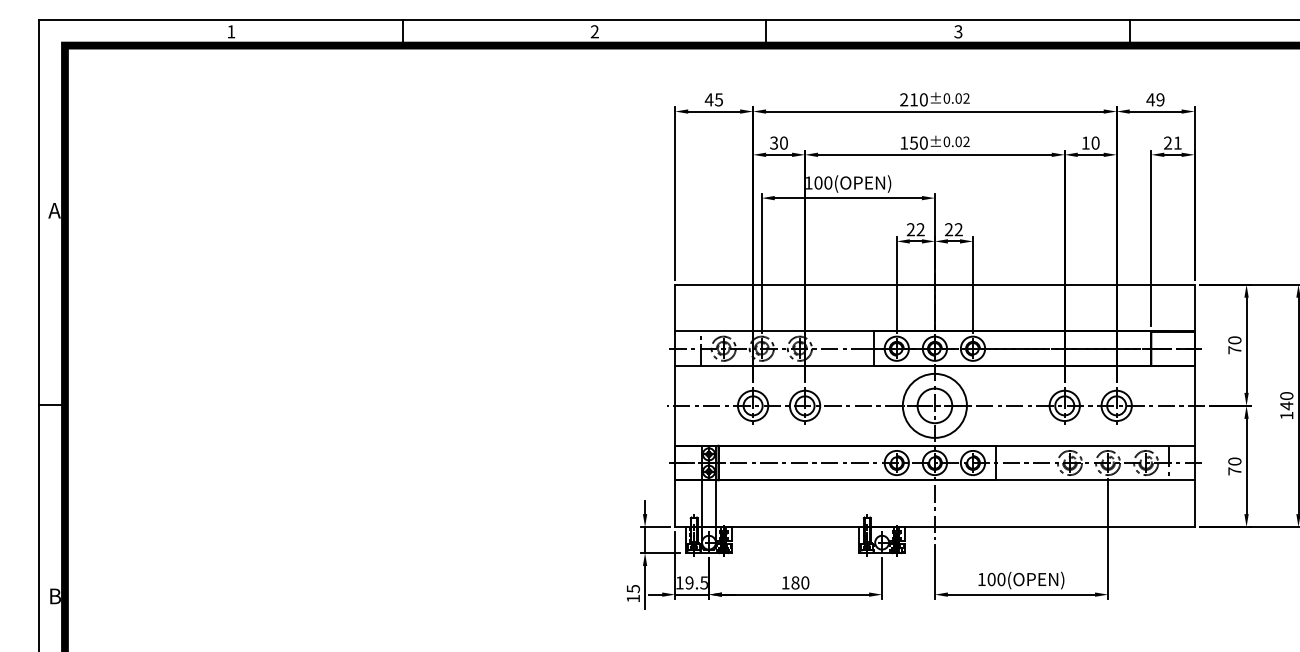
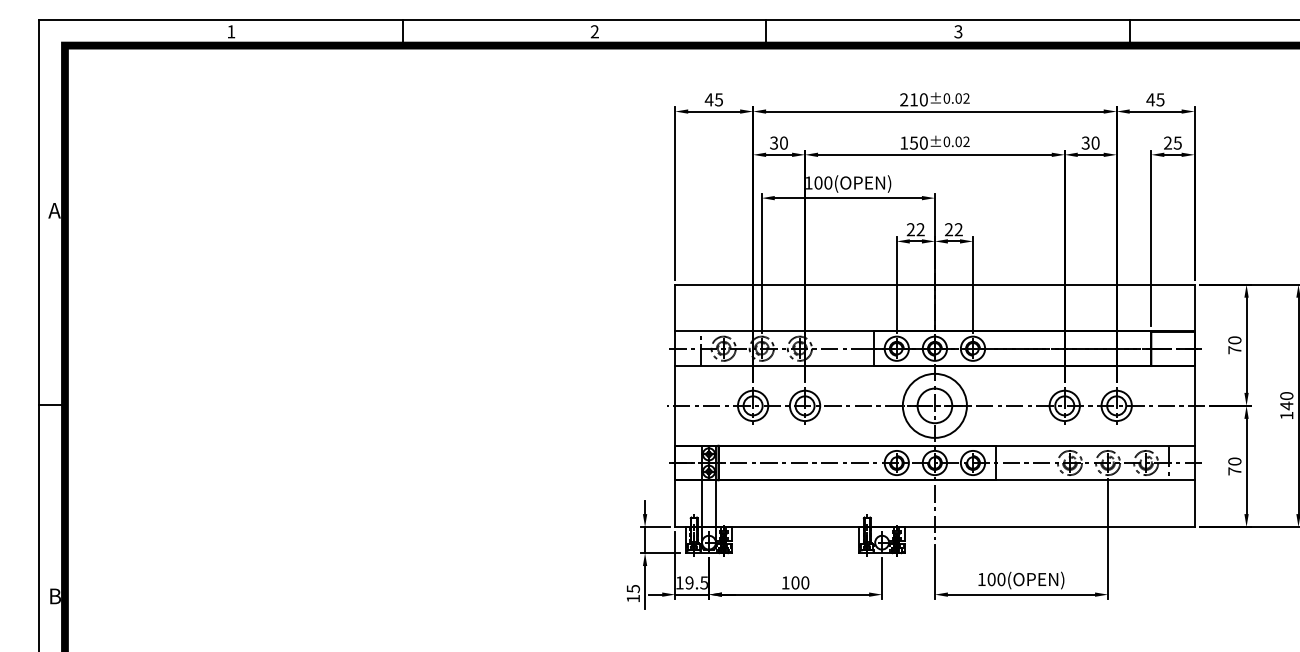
text: 49 -> 45 (1160, 99)
text: 10 -> 30 (1085, 142)
text: 21 -> 25 (1177, 142)
text: 180 -> 100 (795, 582)
